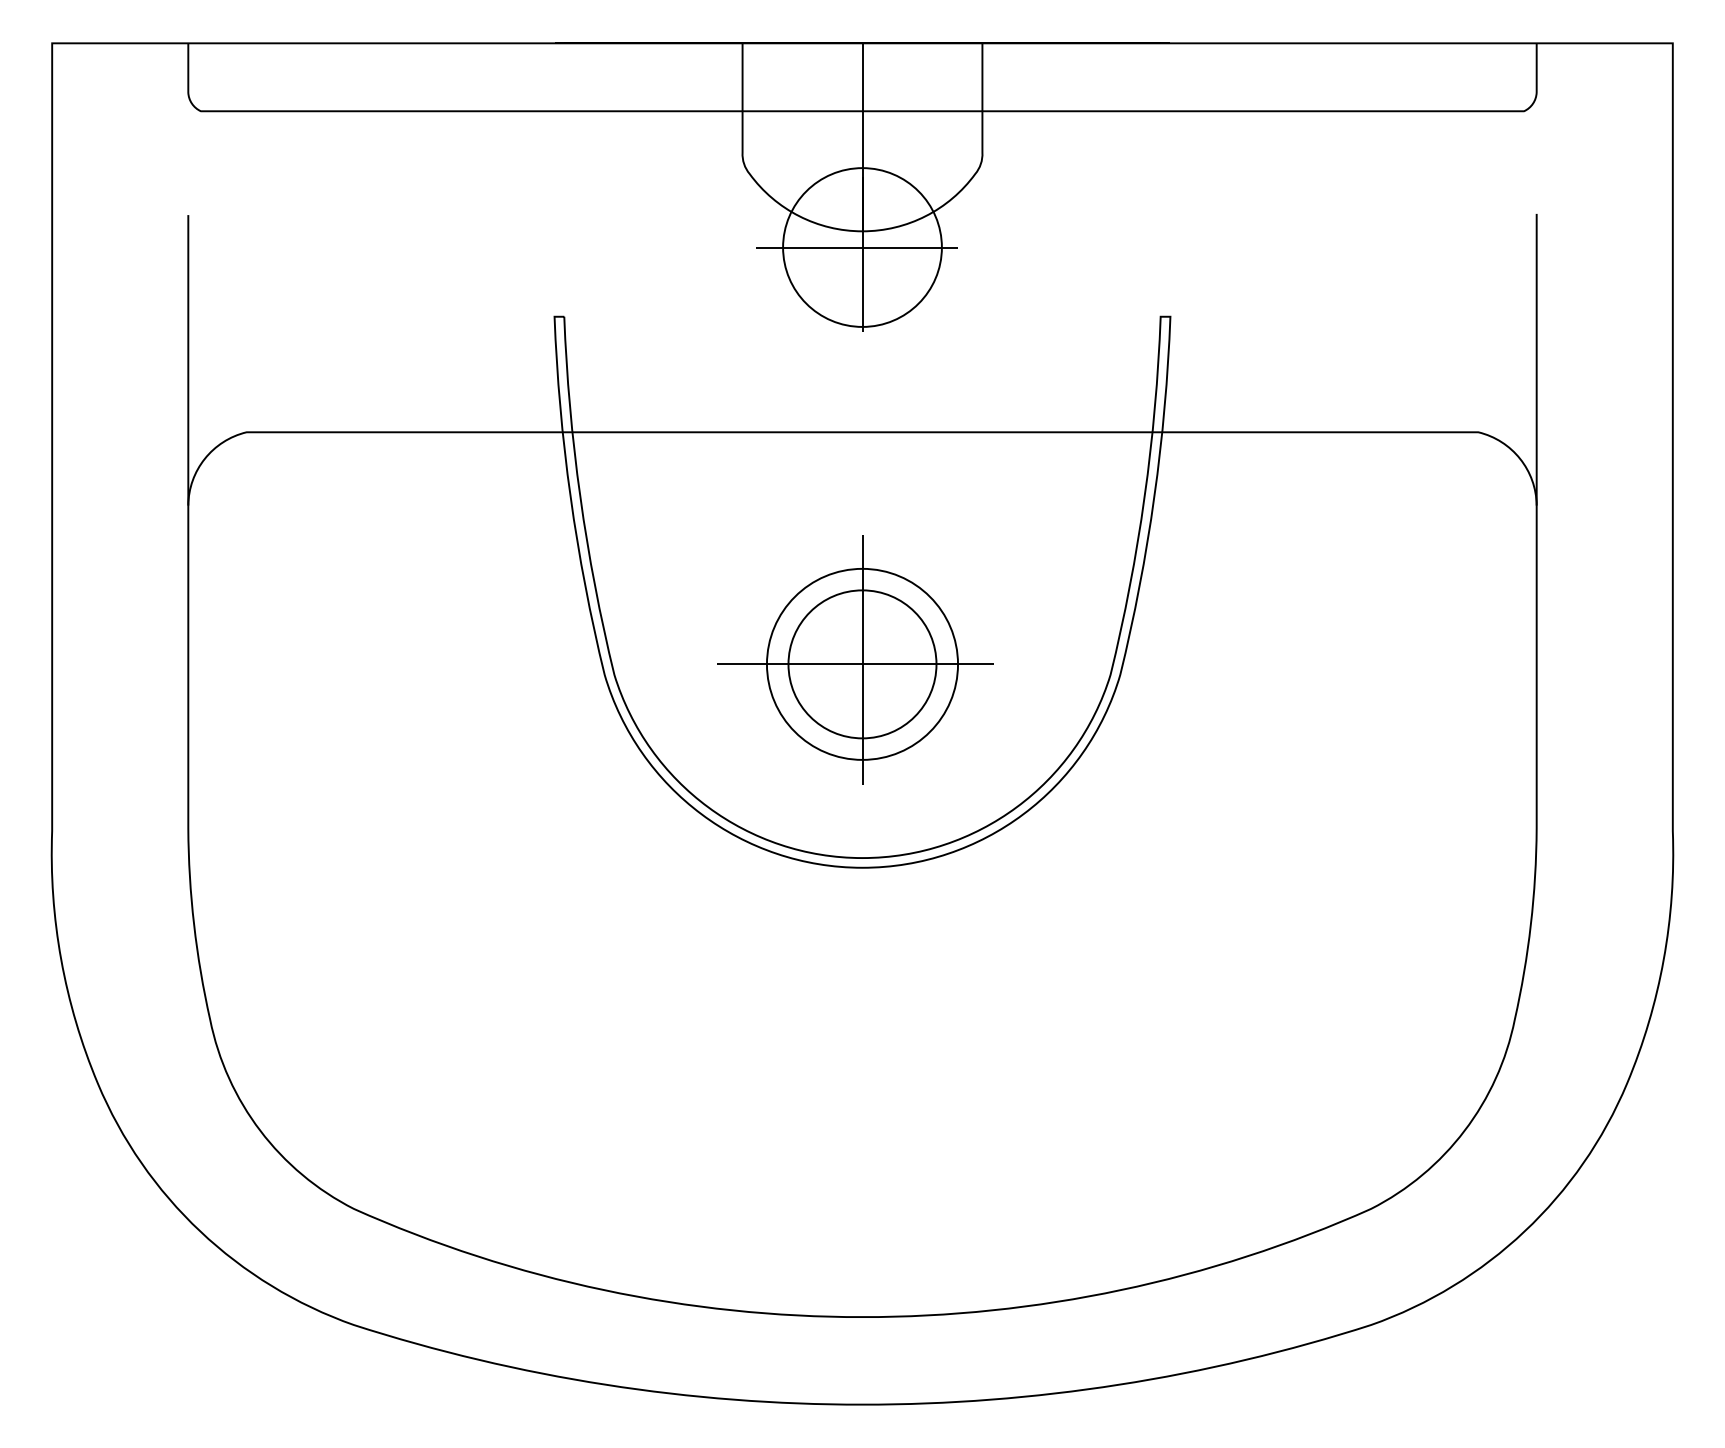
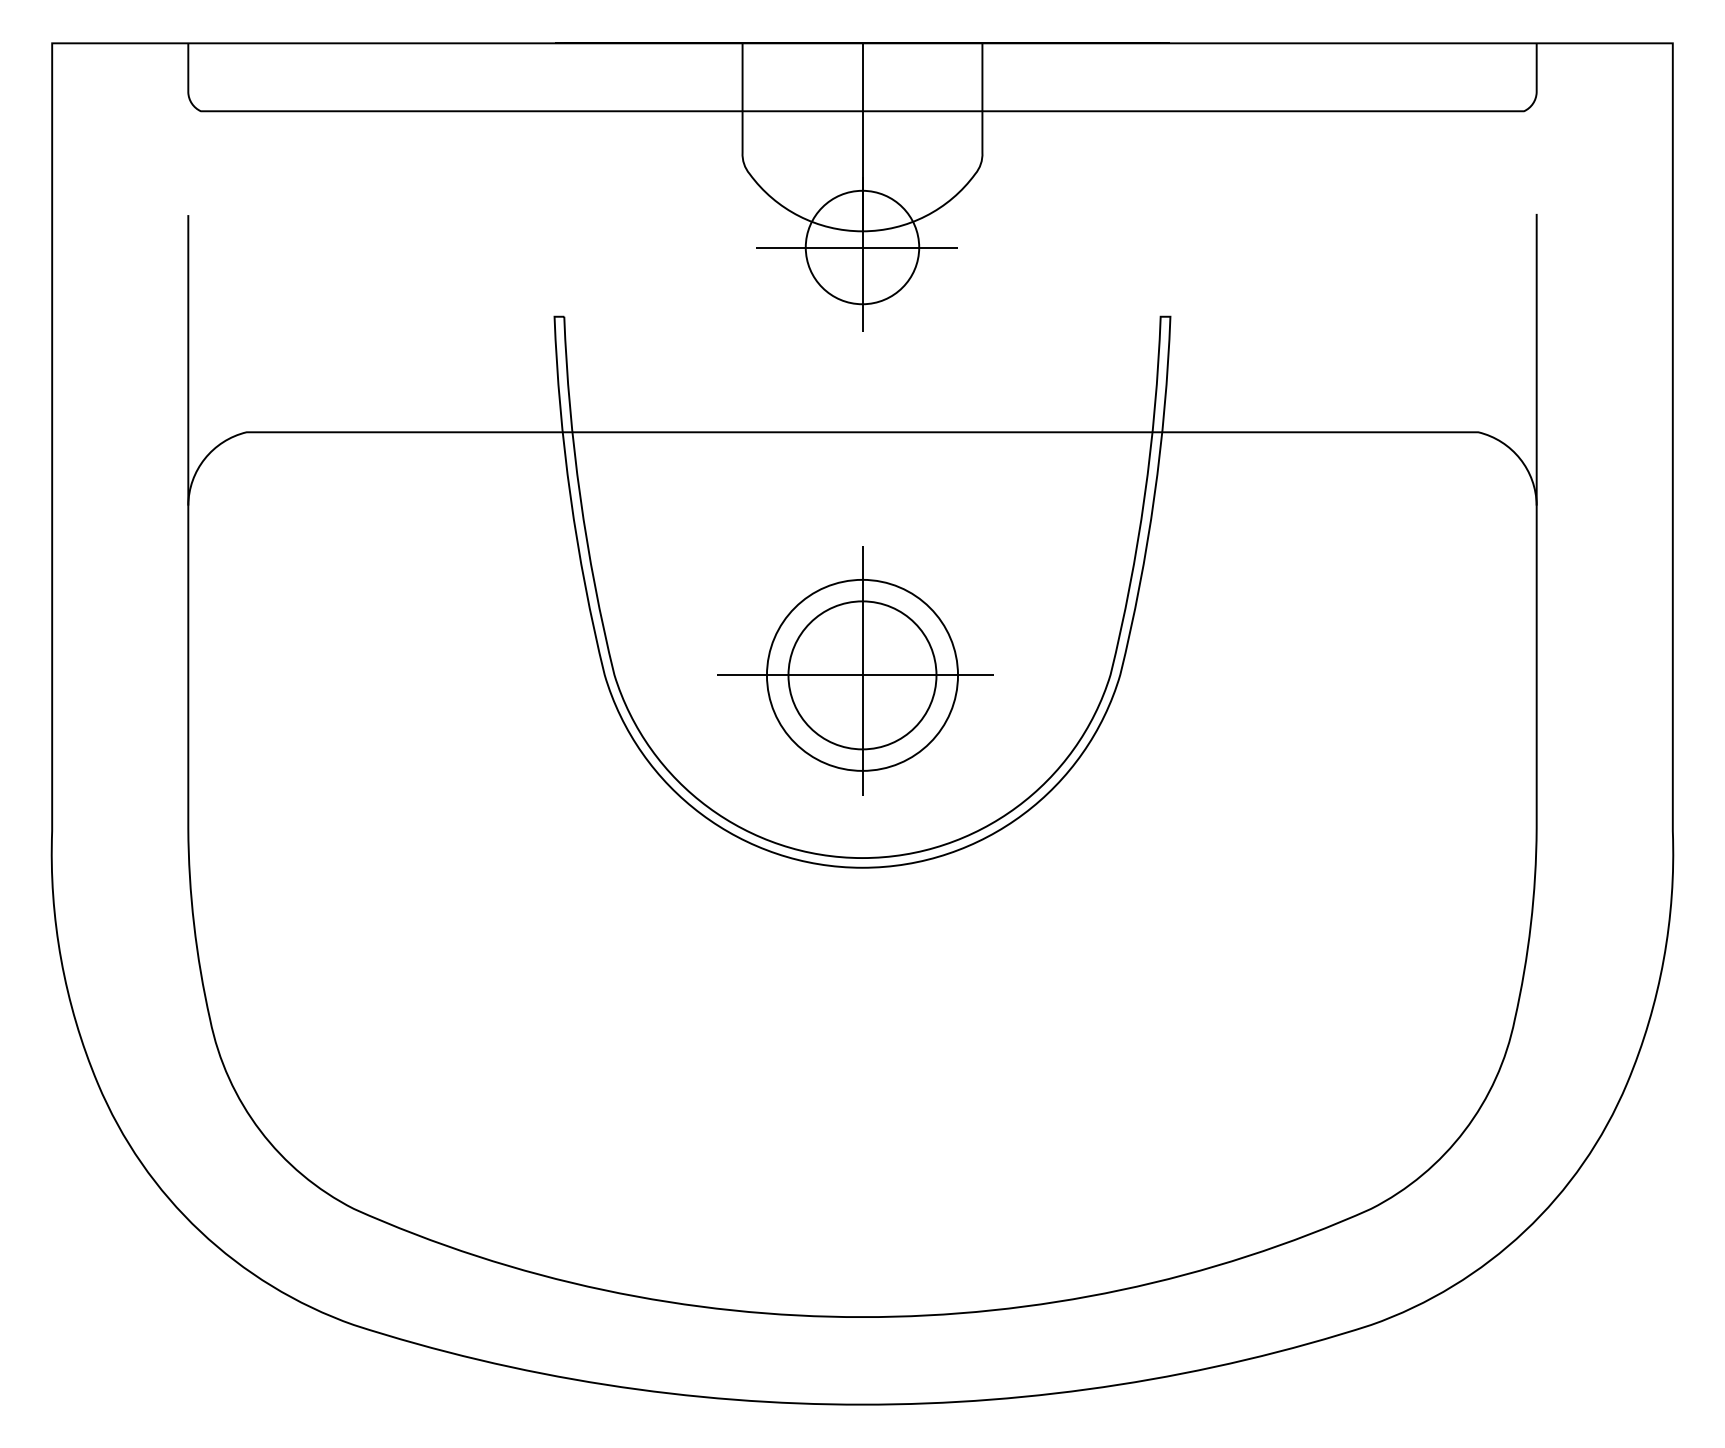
circle diameter: 159 px -> 113 px (862, 247)
part position: (855, 659) -> (855, 670) (855, 670)
